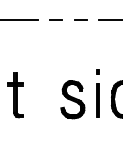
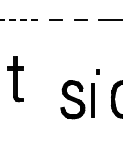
line: solid -> dashed (19, 20)
part position: (15, 95) -> (15, 79) (15, 79)
line position: (97, 100) -> (92, 100) (92, 100)
